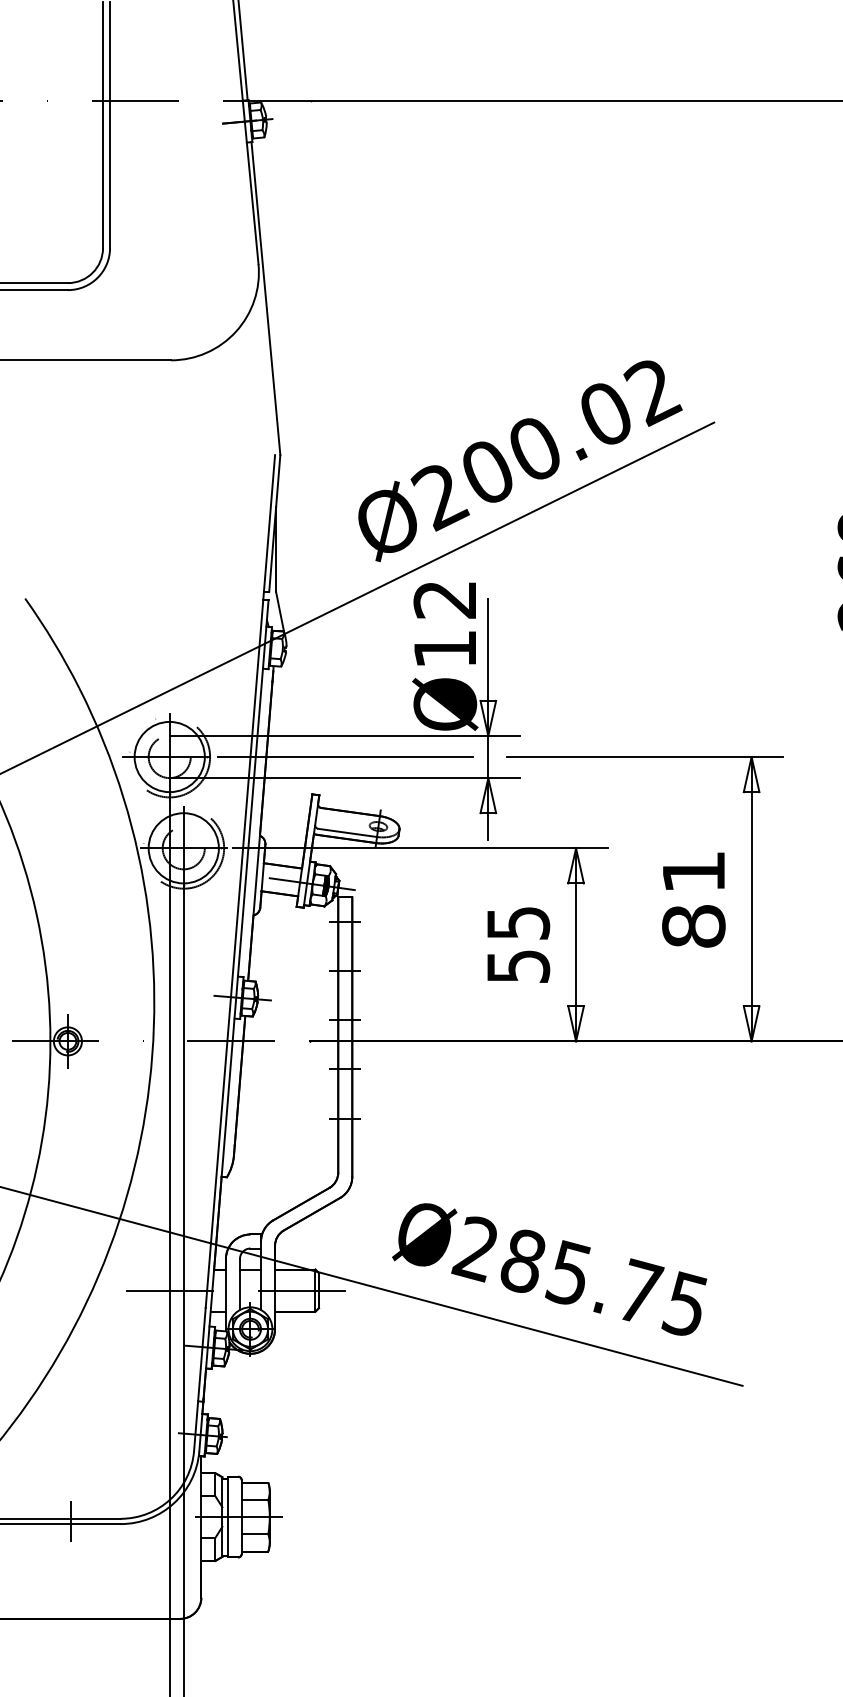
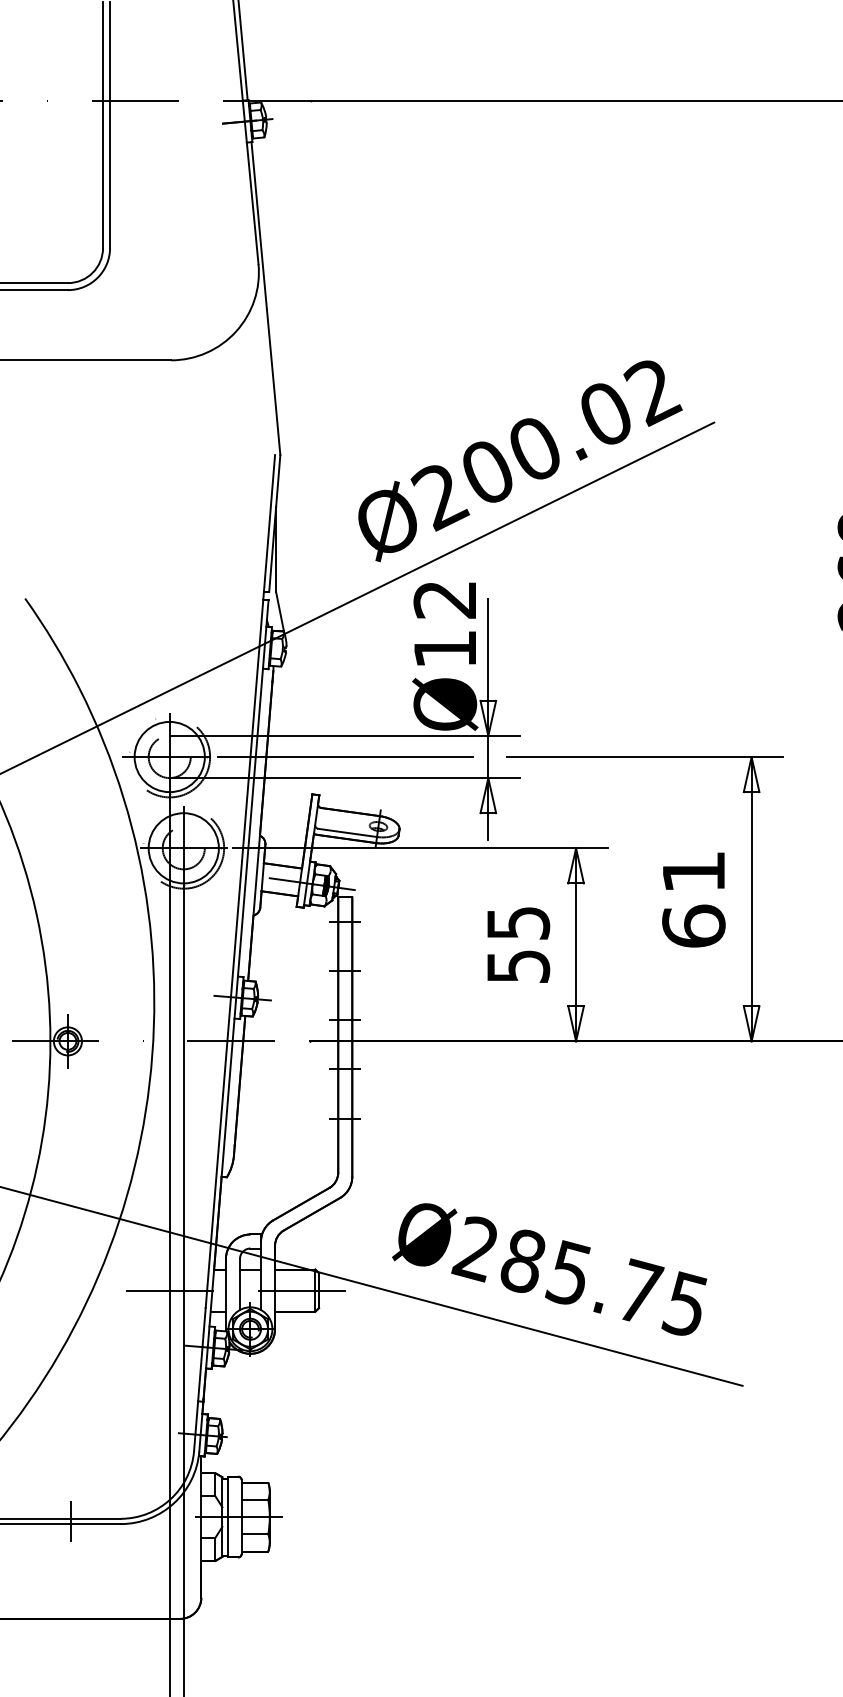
text: 81 -> 61 (693, 925)
